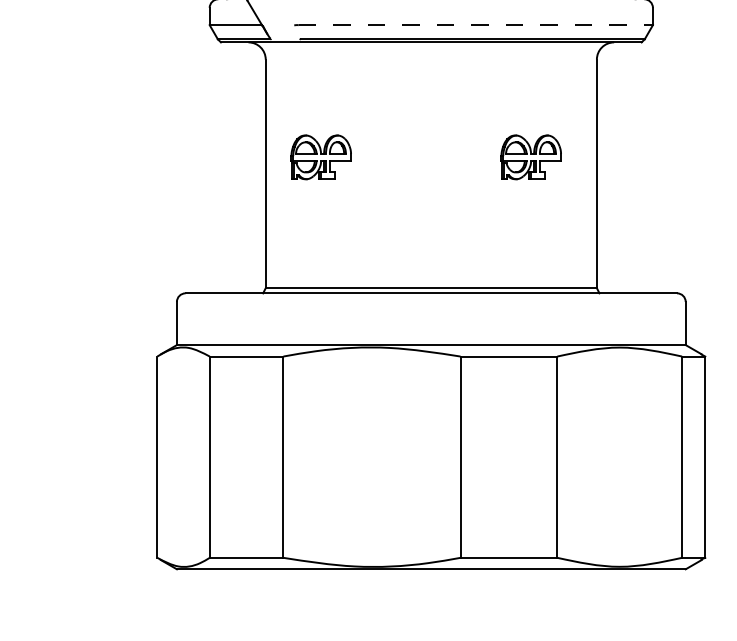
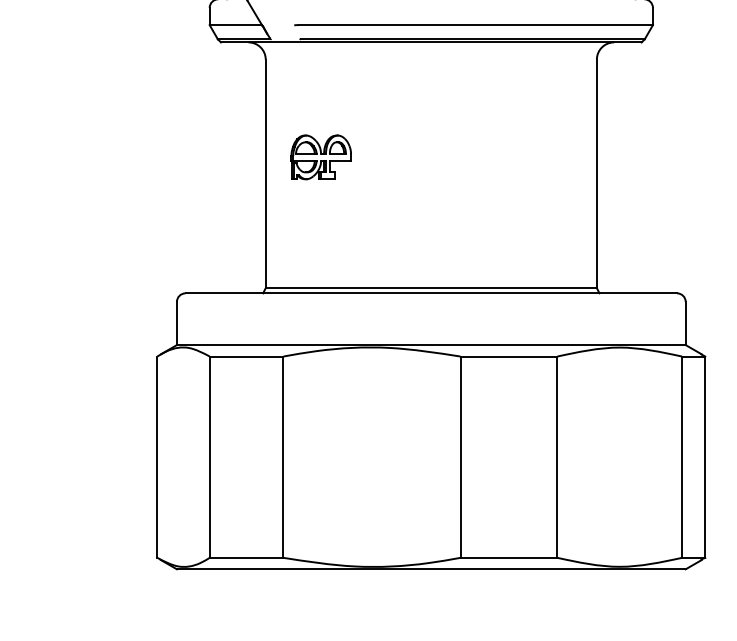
line: dashed -> solid (476, 25)
part: present -> none (530, 157)
